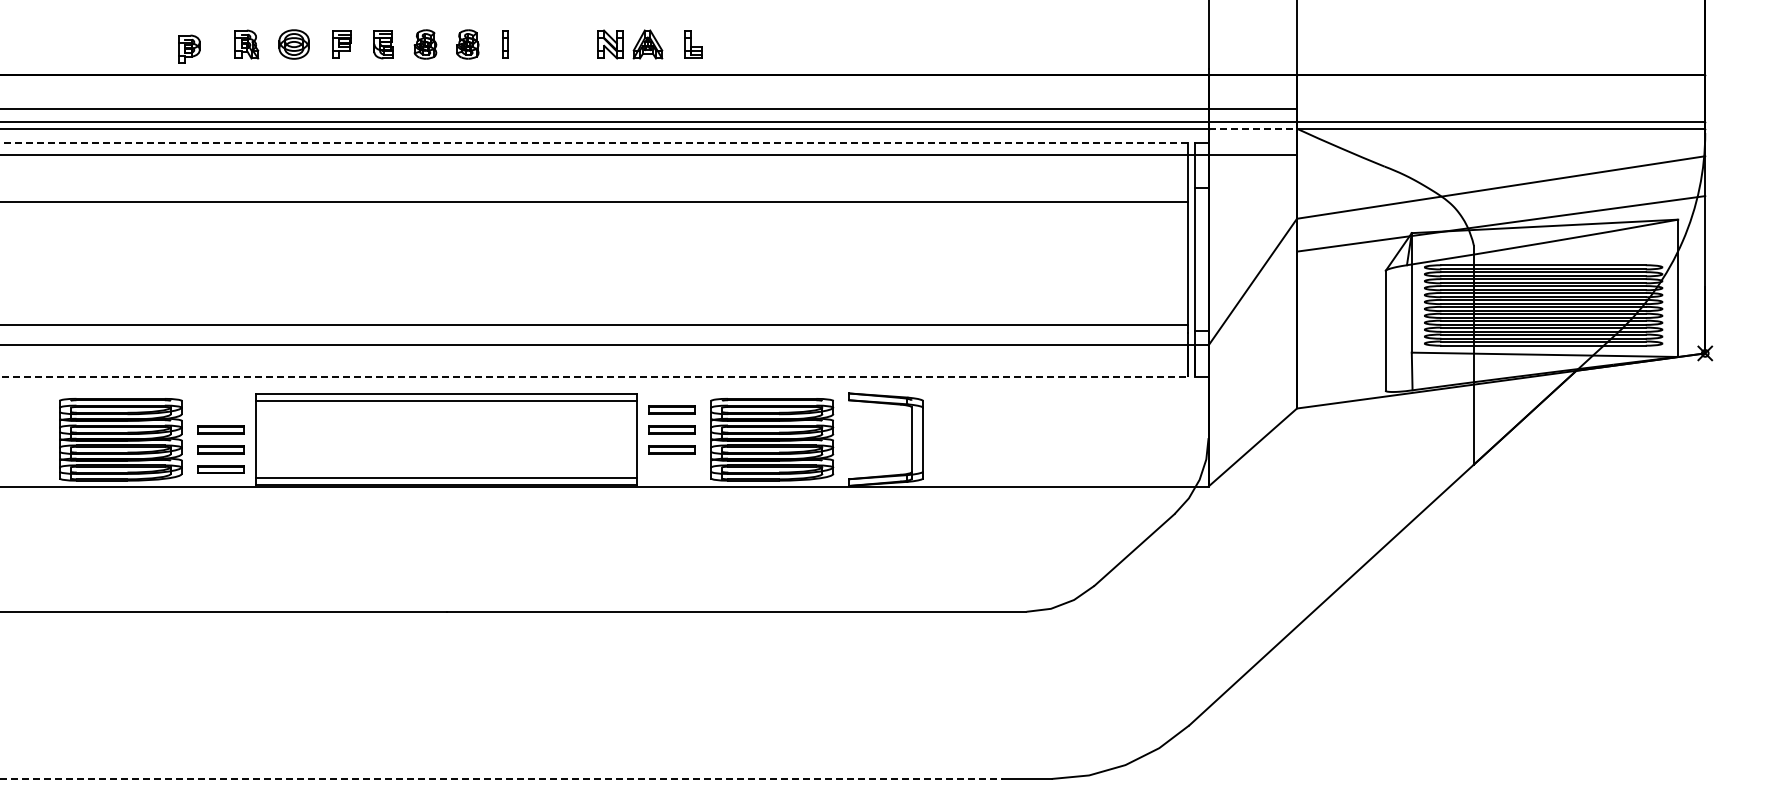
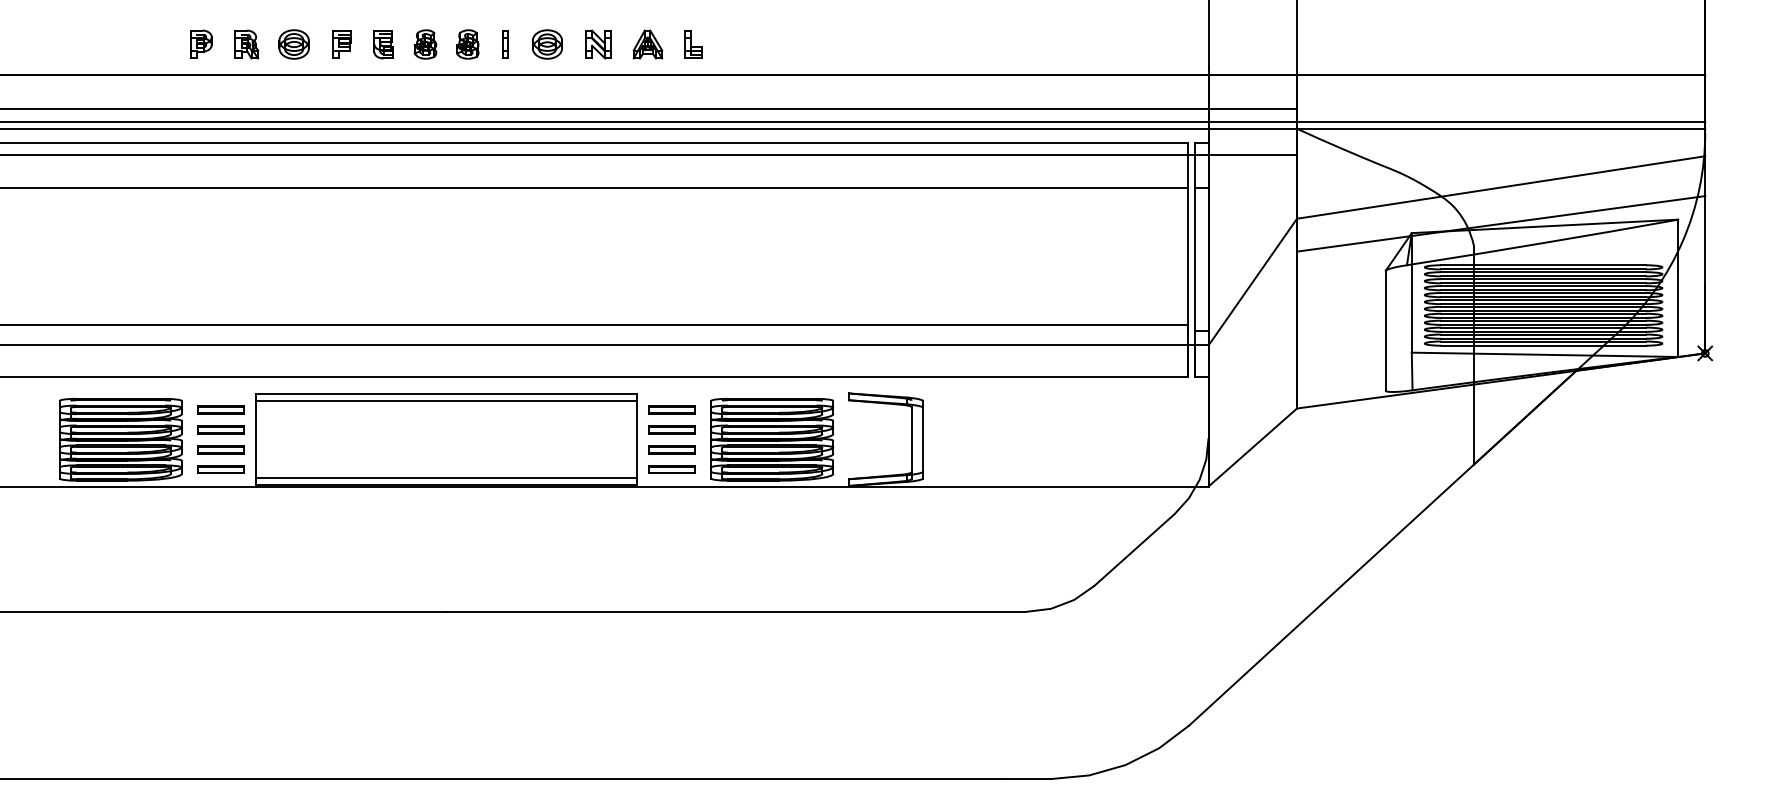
part: none -> present (547, 44)
part position: (610, 44) -> (598, 44) (598, 44)
part position: (189, 48) -> (201, 43) (201, 43)
line: dashed -> solid (1253, 128)
line: dashed -> solid (594, 142)
line position: (595, 201) -> (595, 187) (595, 187)
line: dashed -> solid (594, 376)
part: none -> present (220, 409)
part: none -> present (671, 469)
line: dashed -> solid (502, 778)
